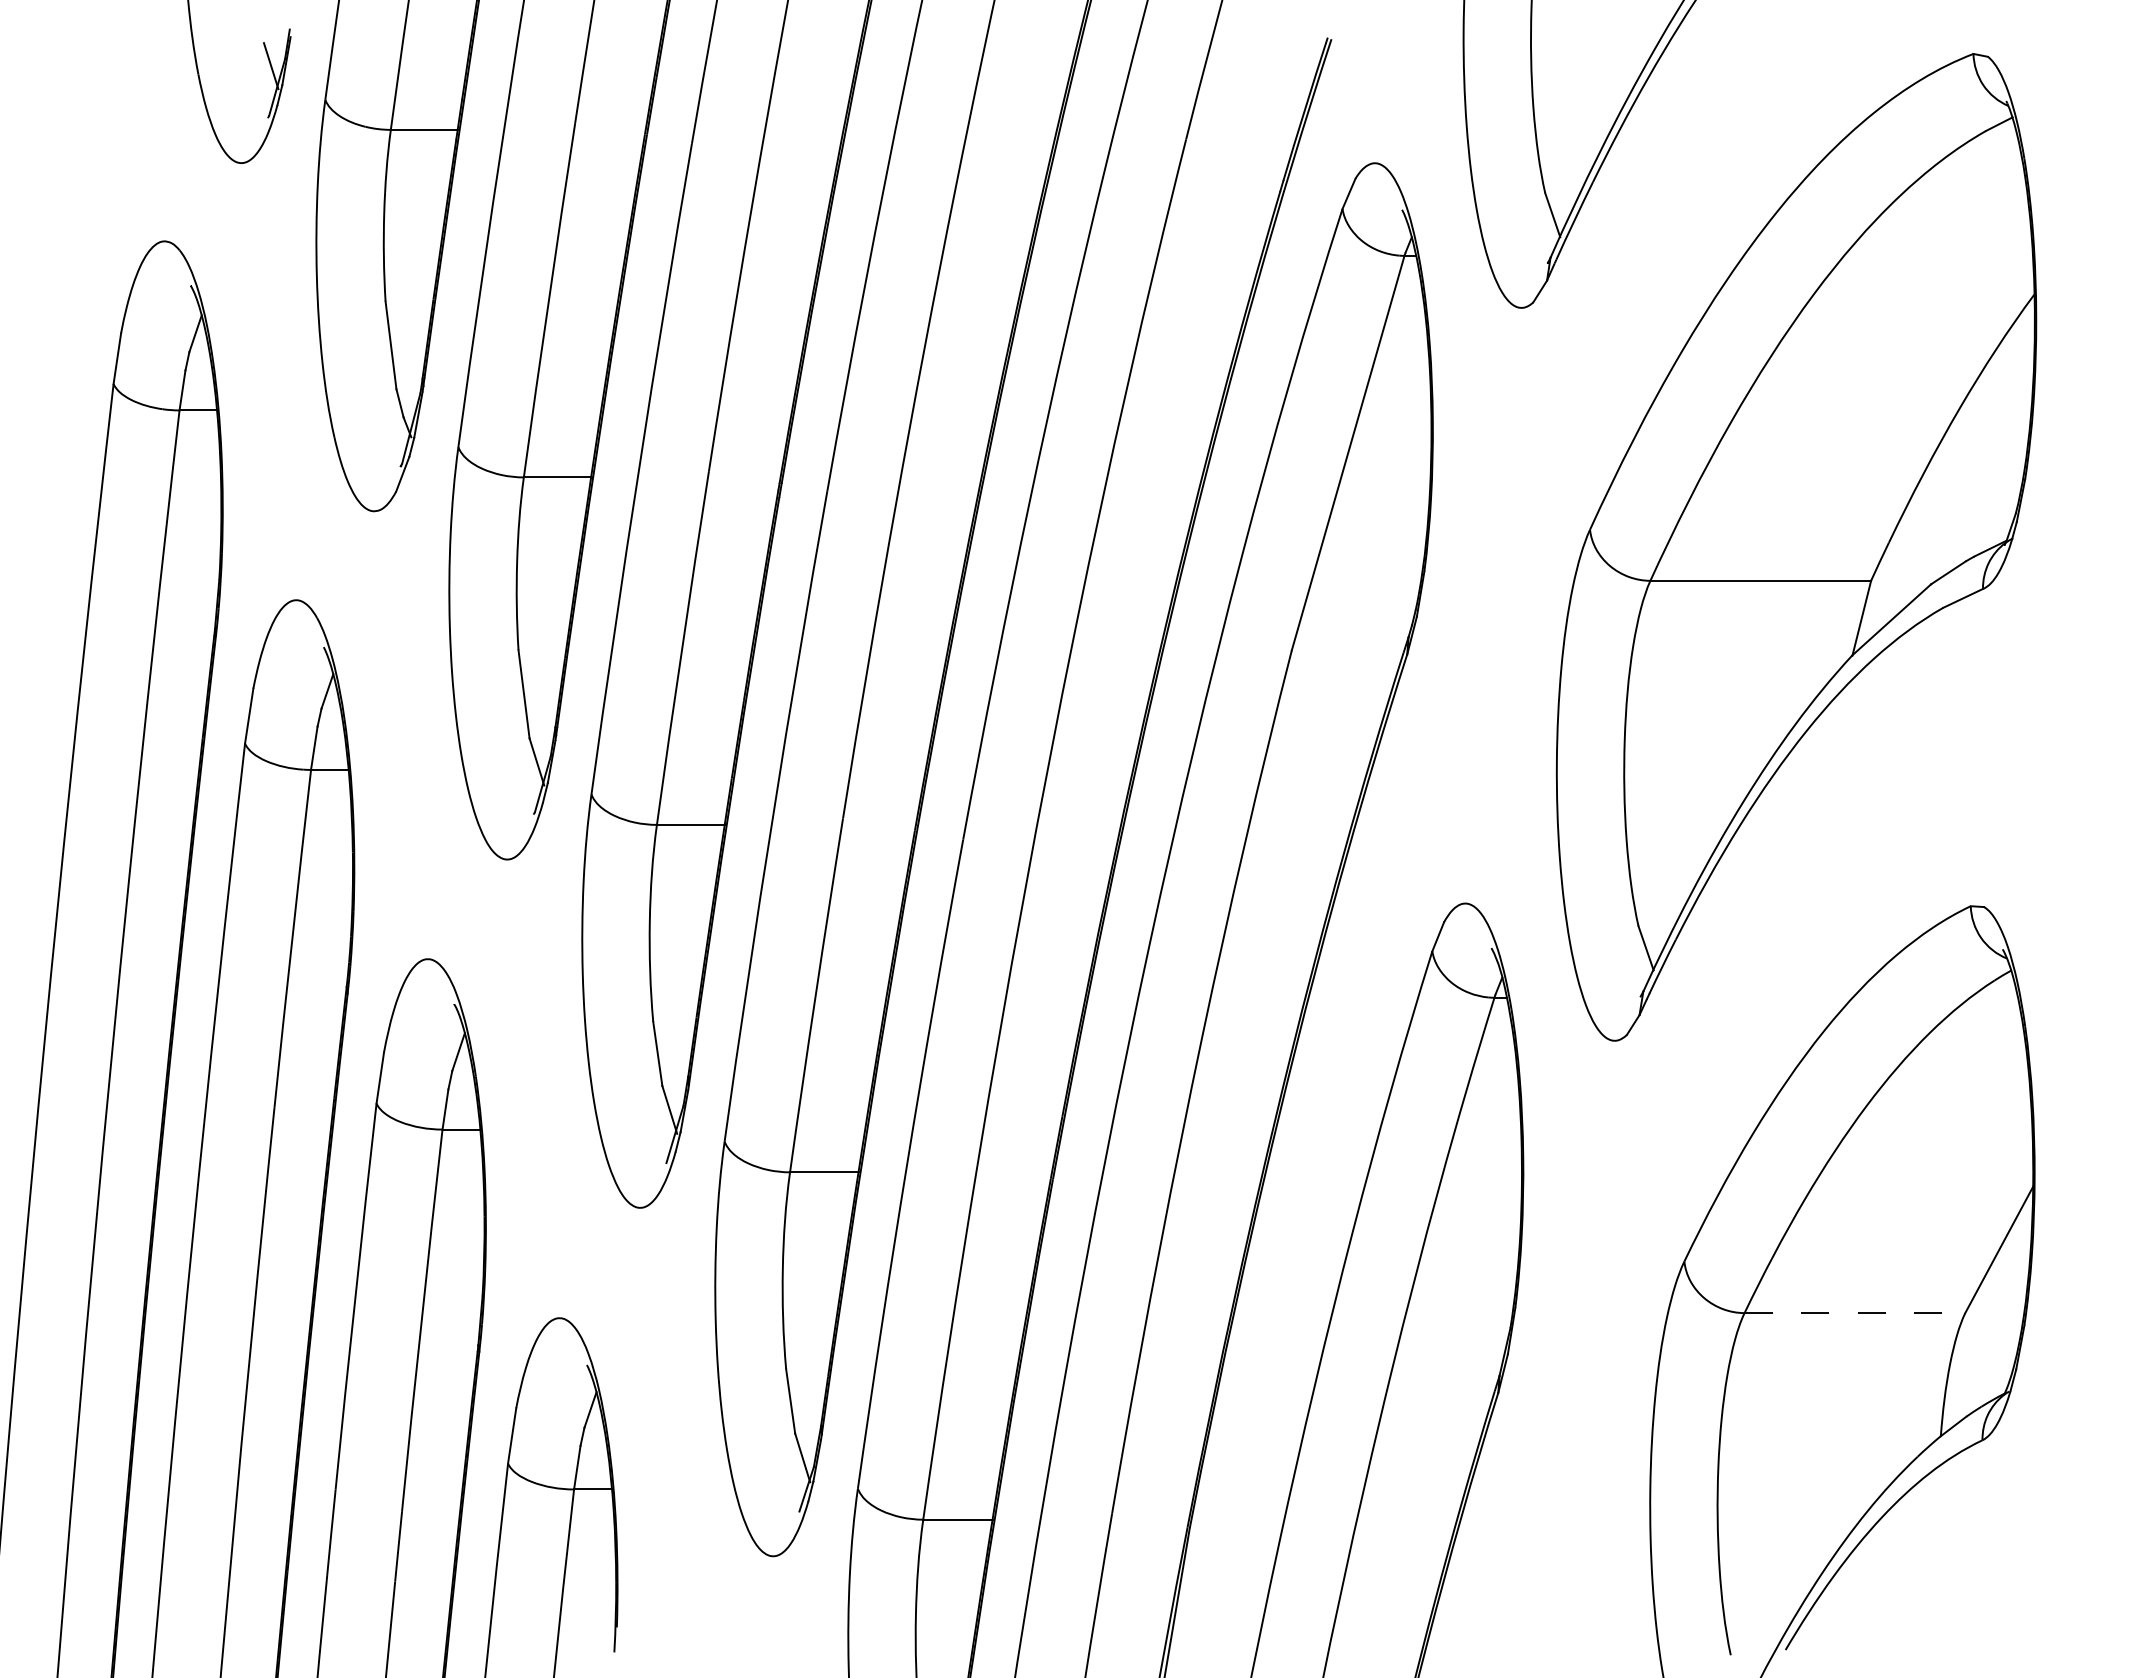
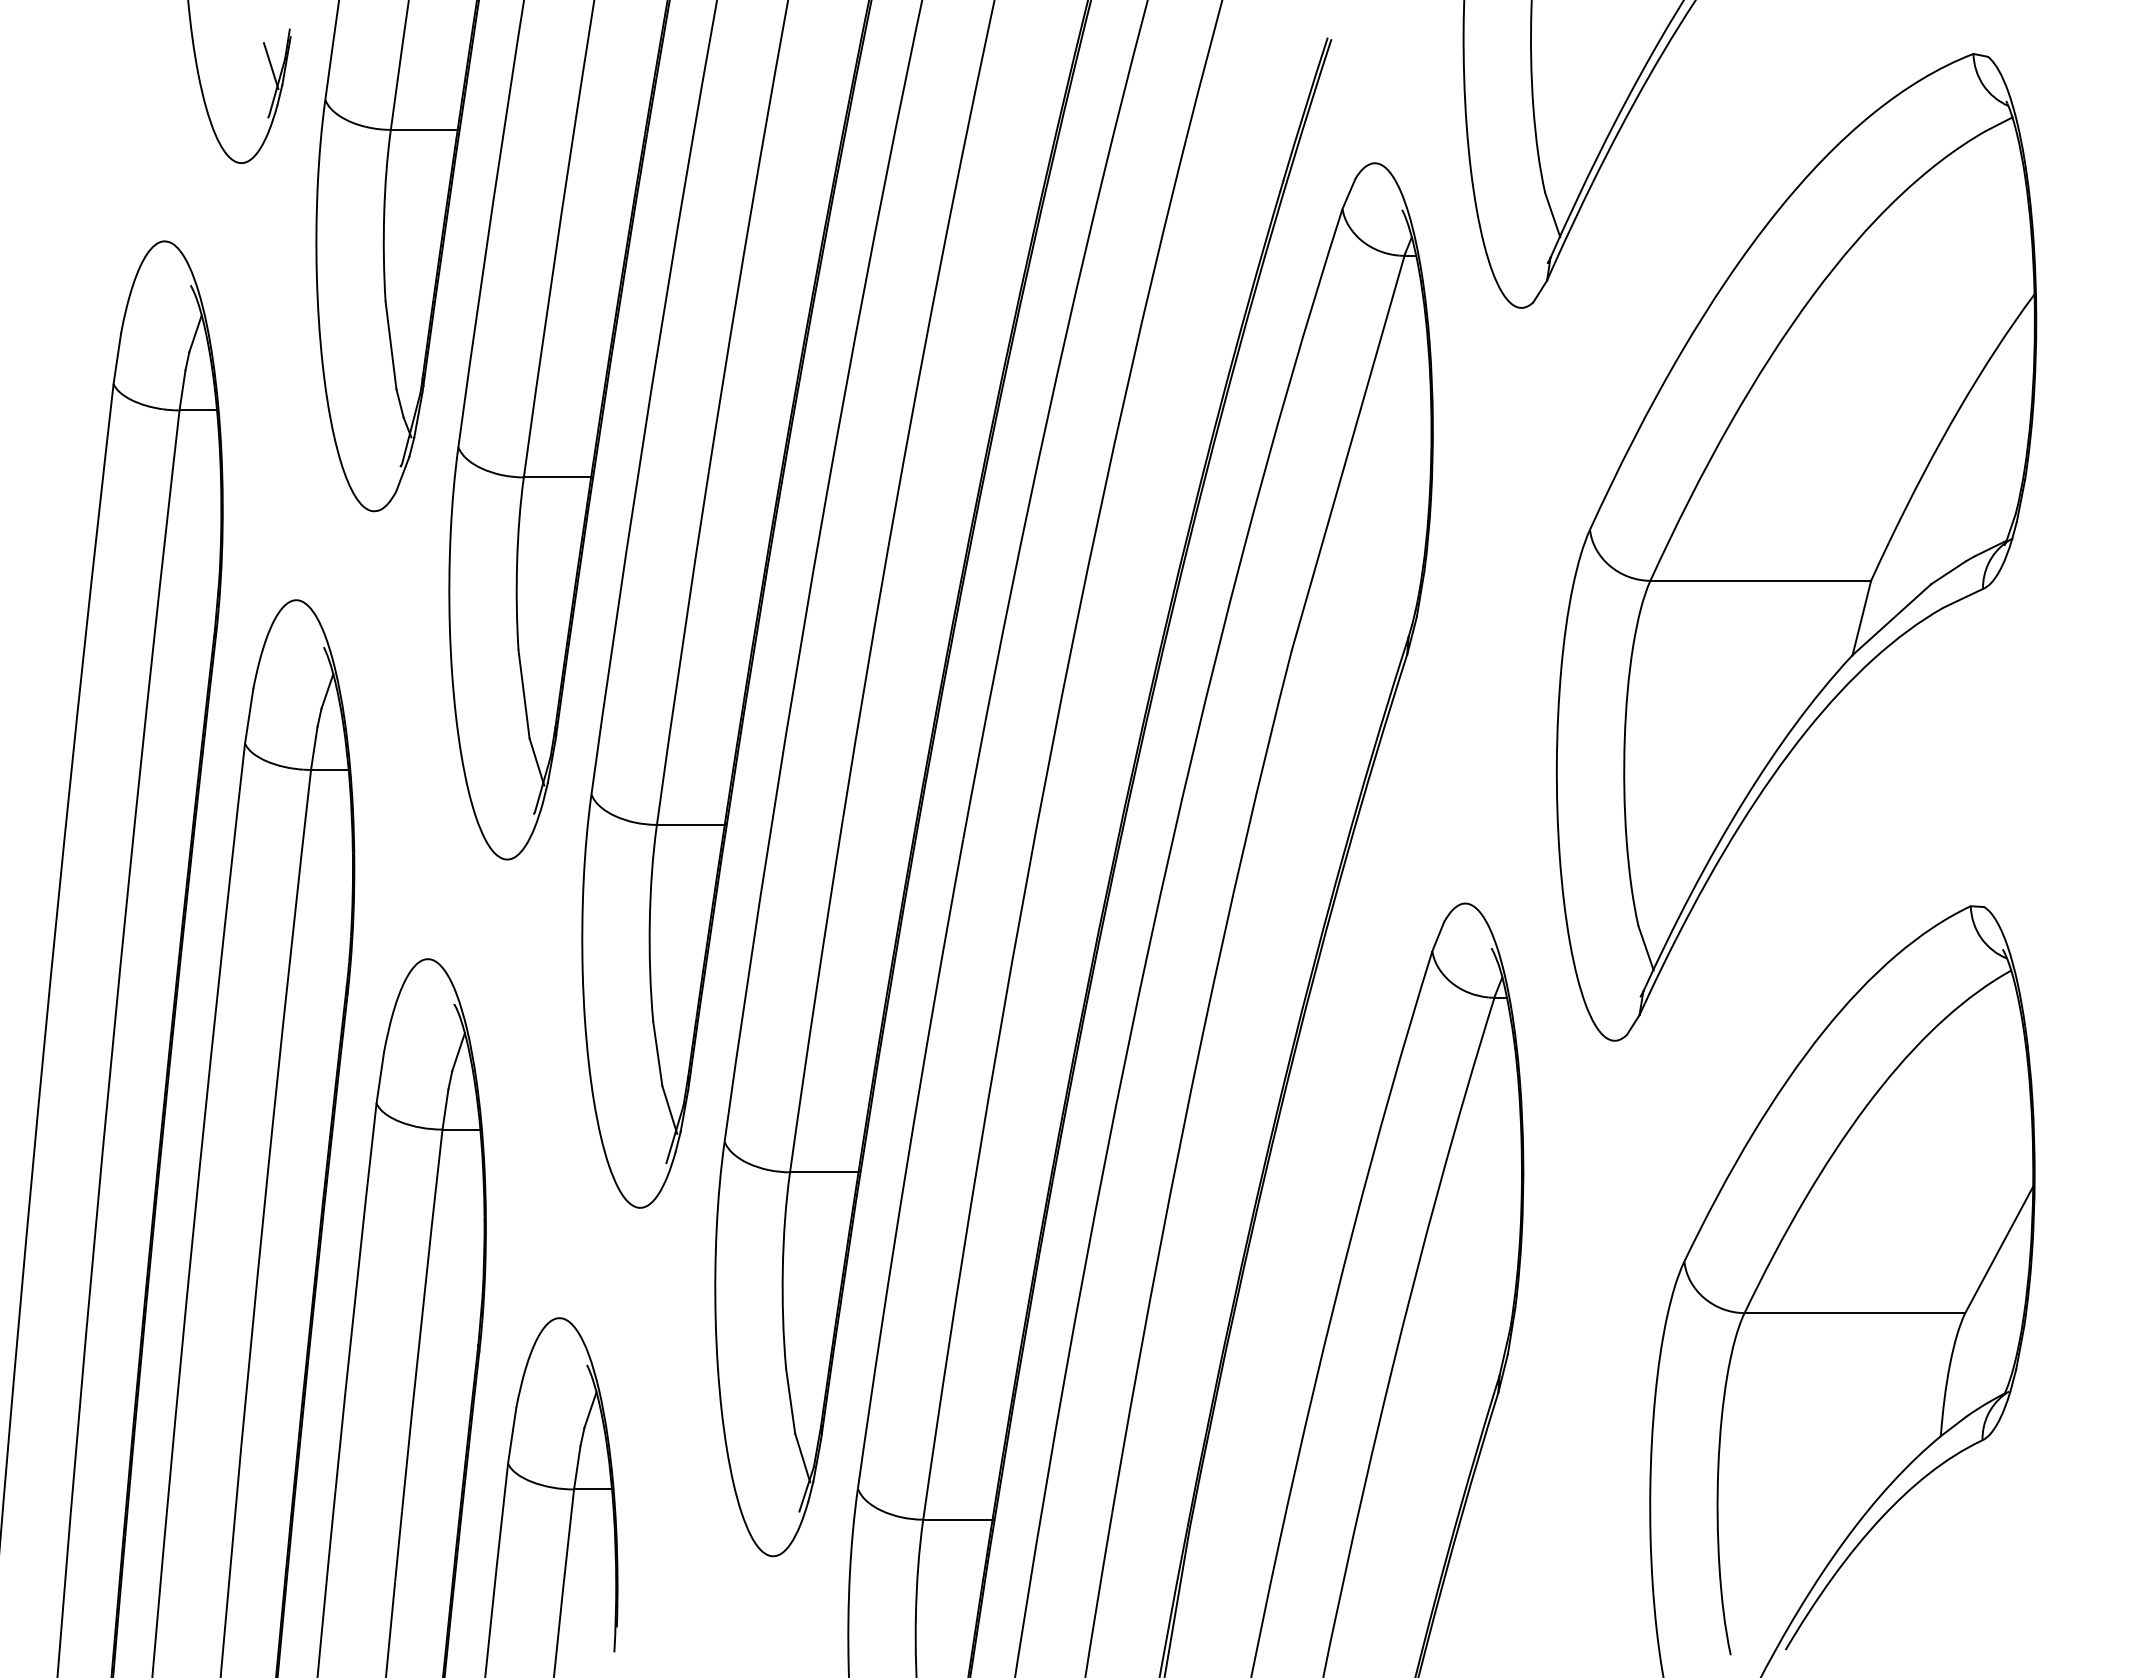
line: dashed -> solid (1855, 1313)
